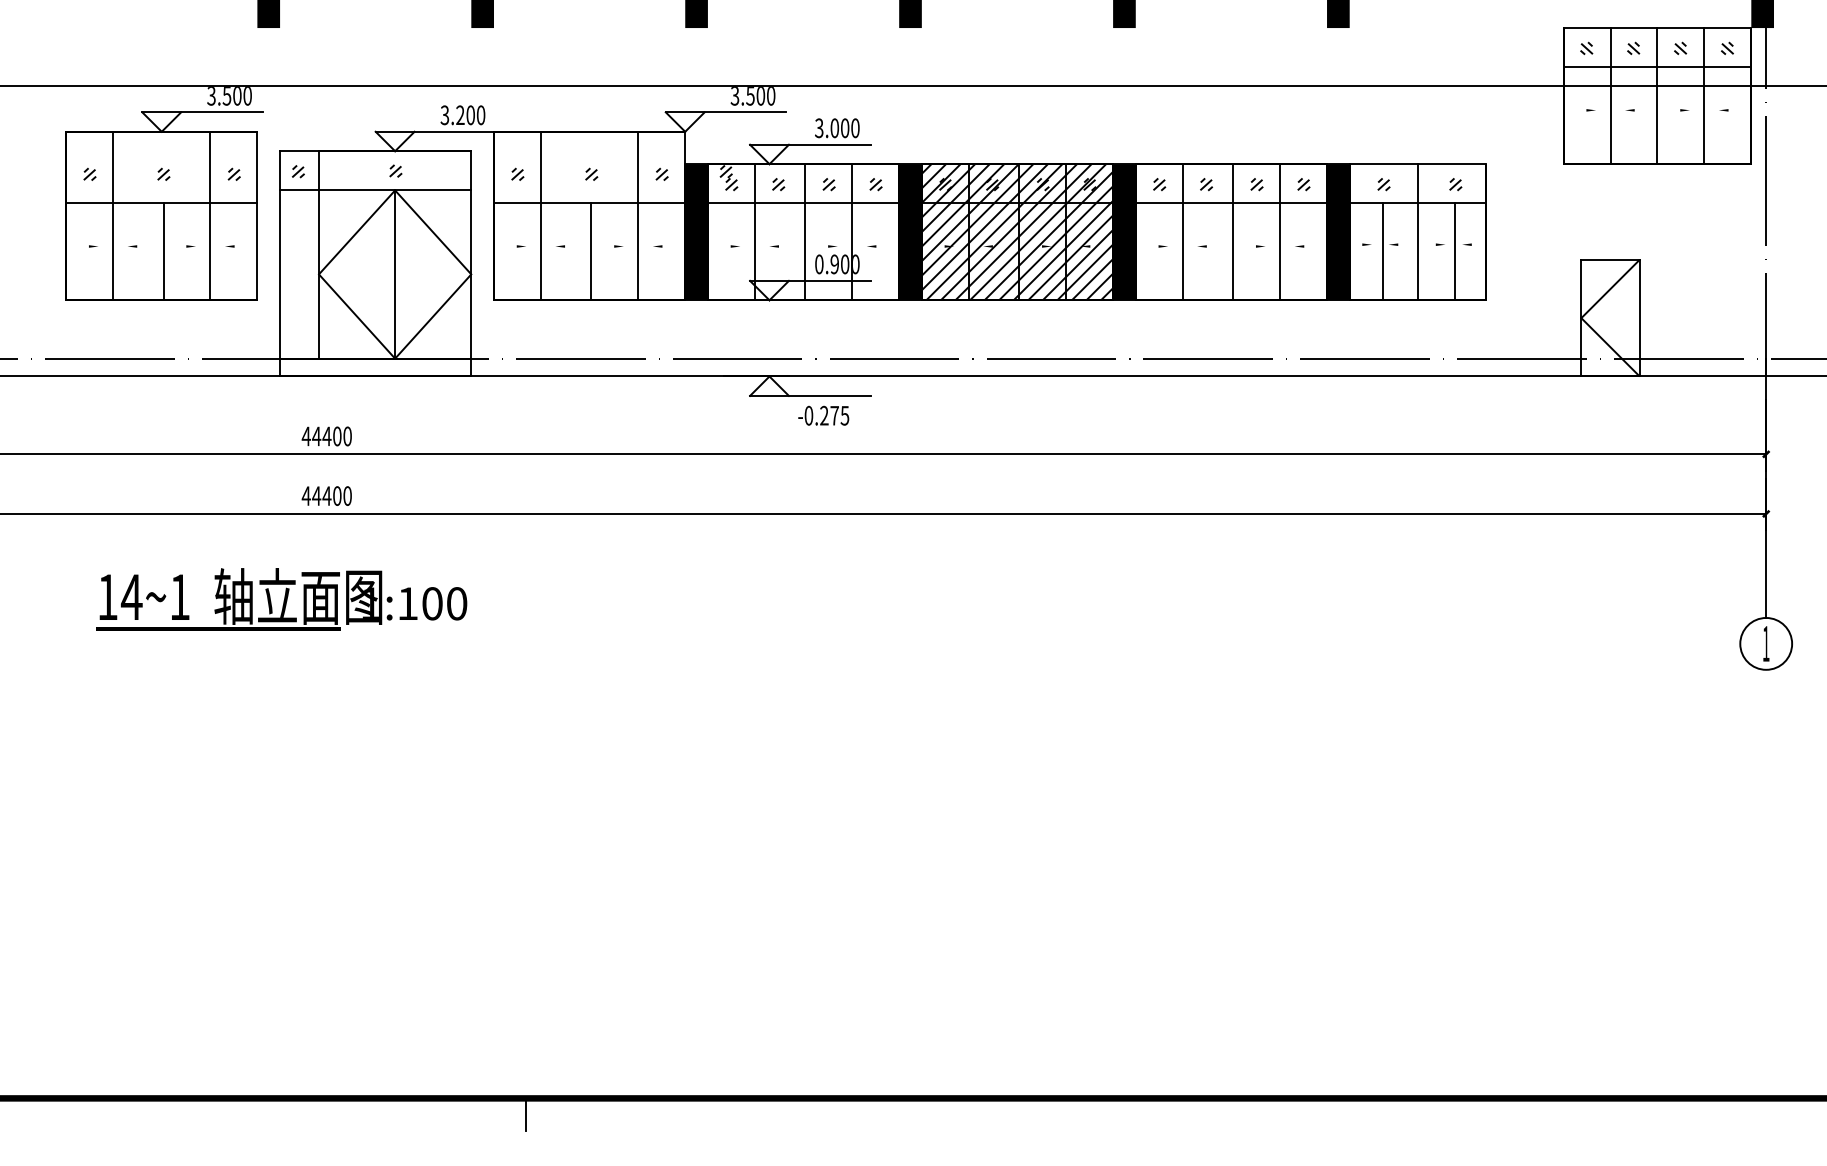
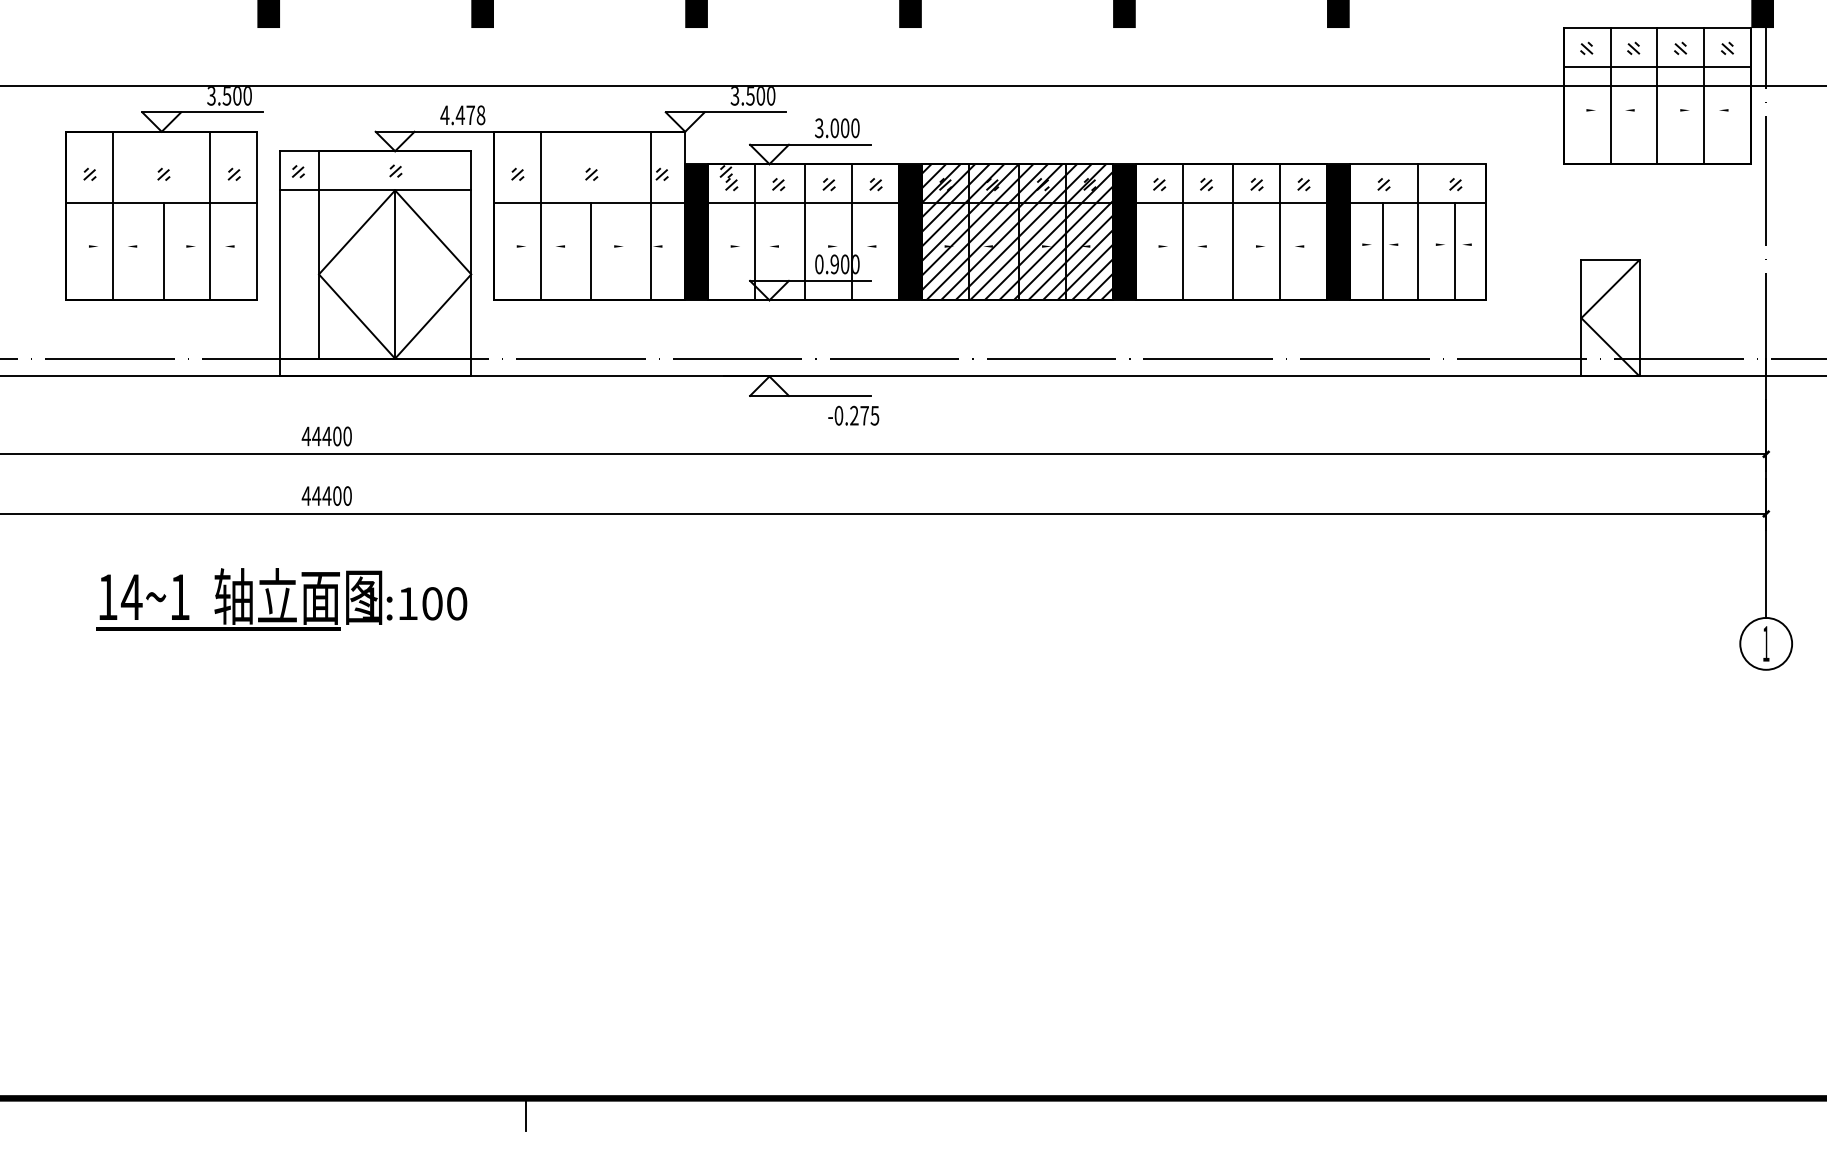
text: 3.200 -> 4.478 (462, 115)
line position: (638, 215) -> (651, 215) (651, 215)
text position: (823, 415) -> (853, 415) (853, 415)
